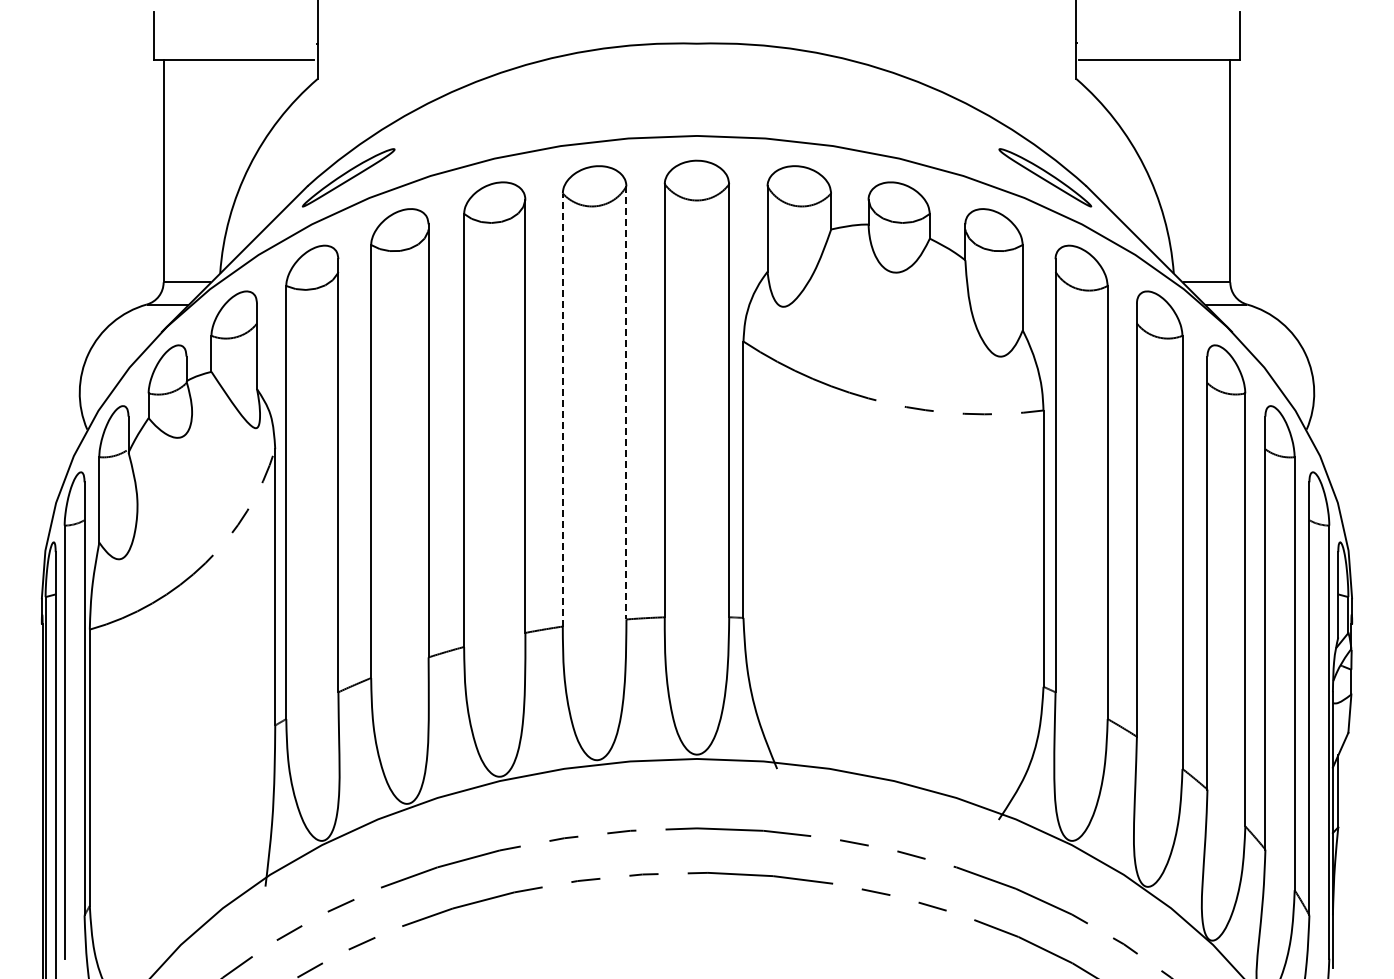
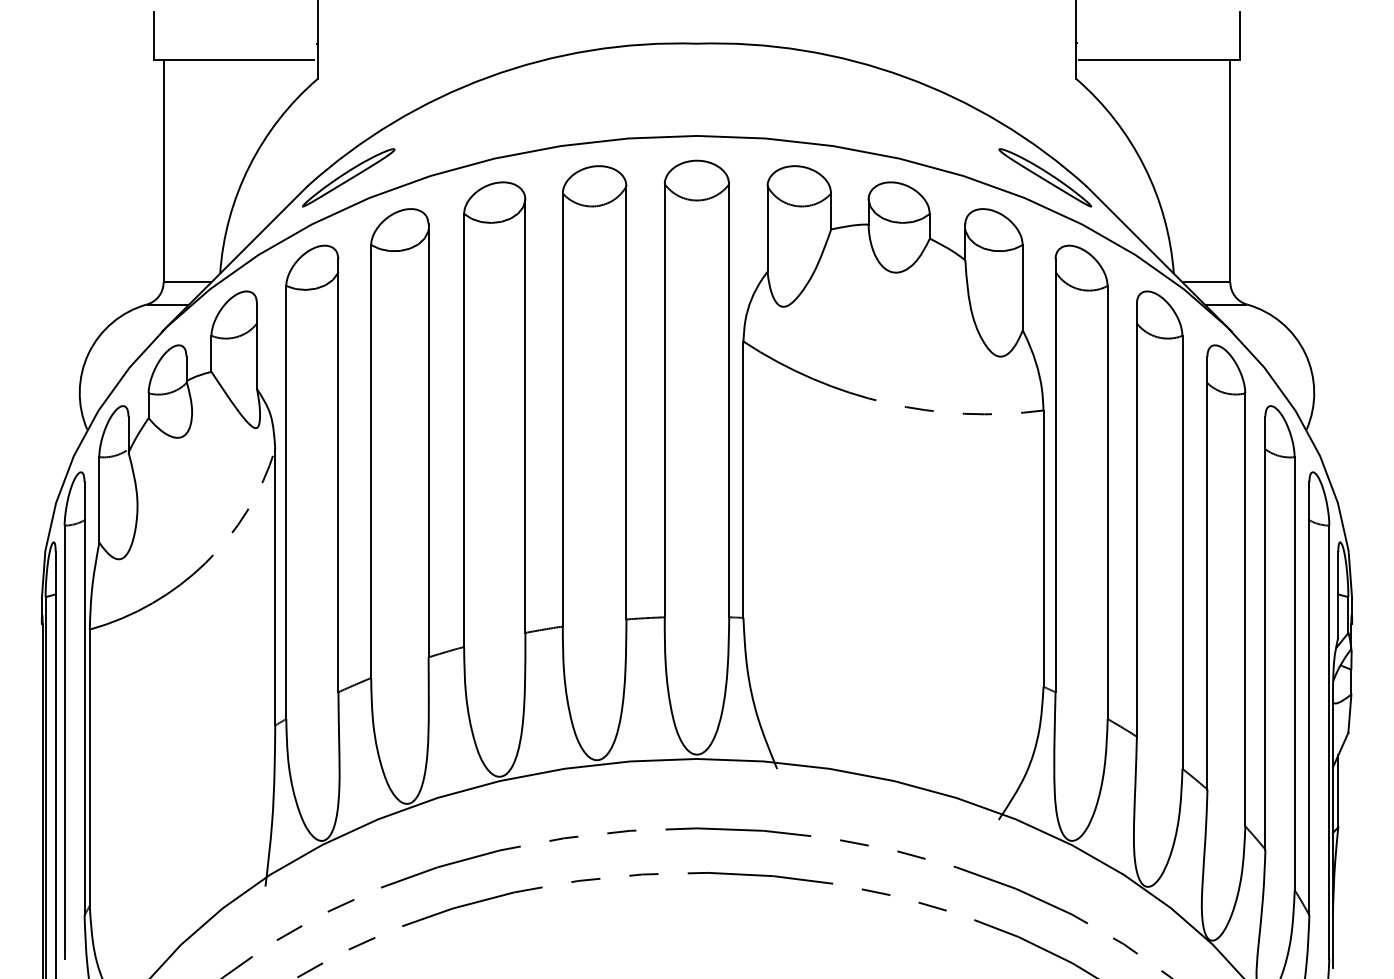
line: dashed -> solid (626, 402)
line: dashed -> solid (562, 410)
